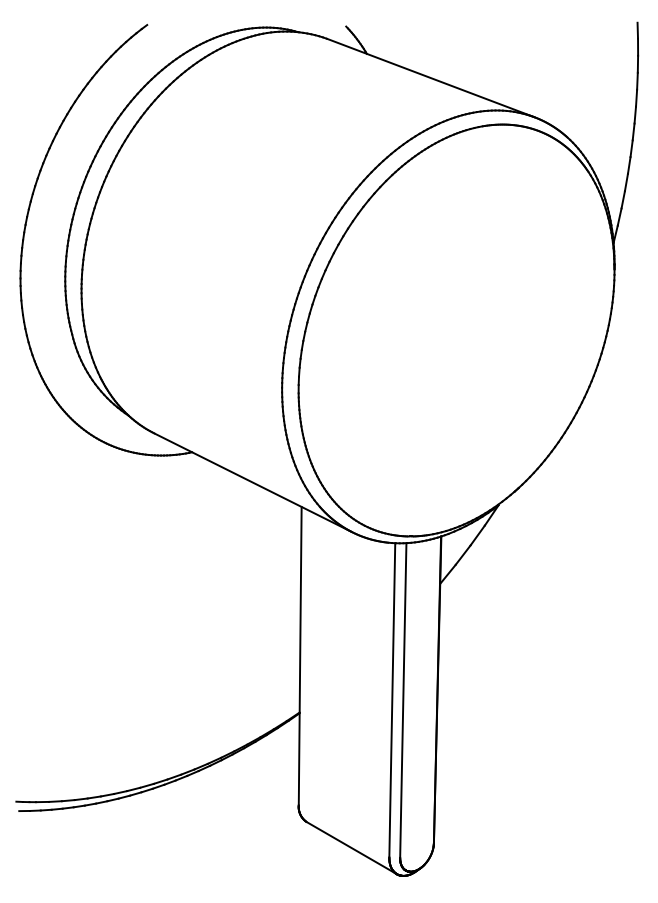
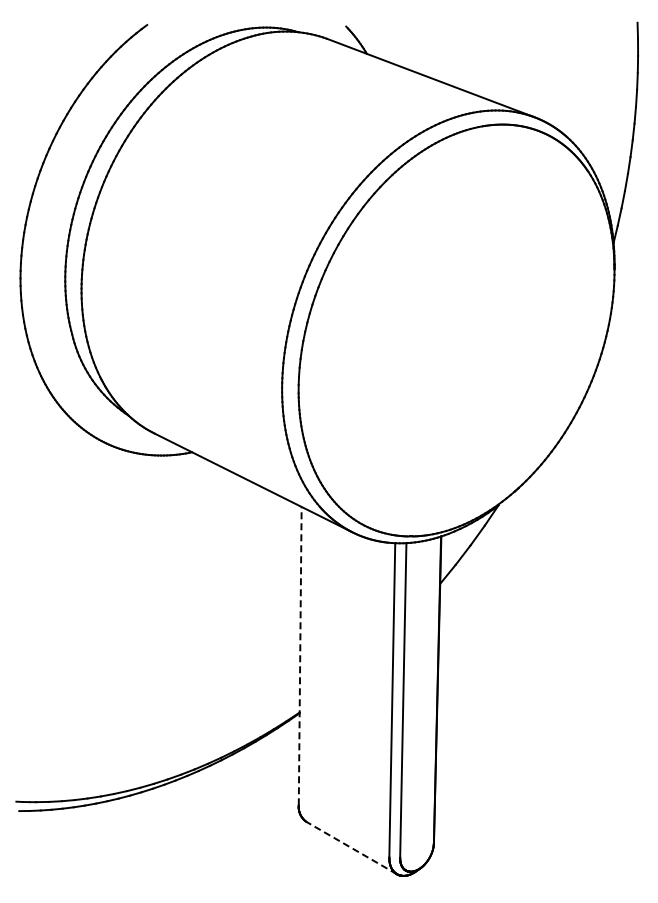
line: solid -> dashed (300, 655)
line: solid -> dashed (351, 847)
